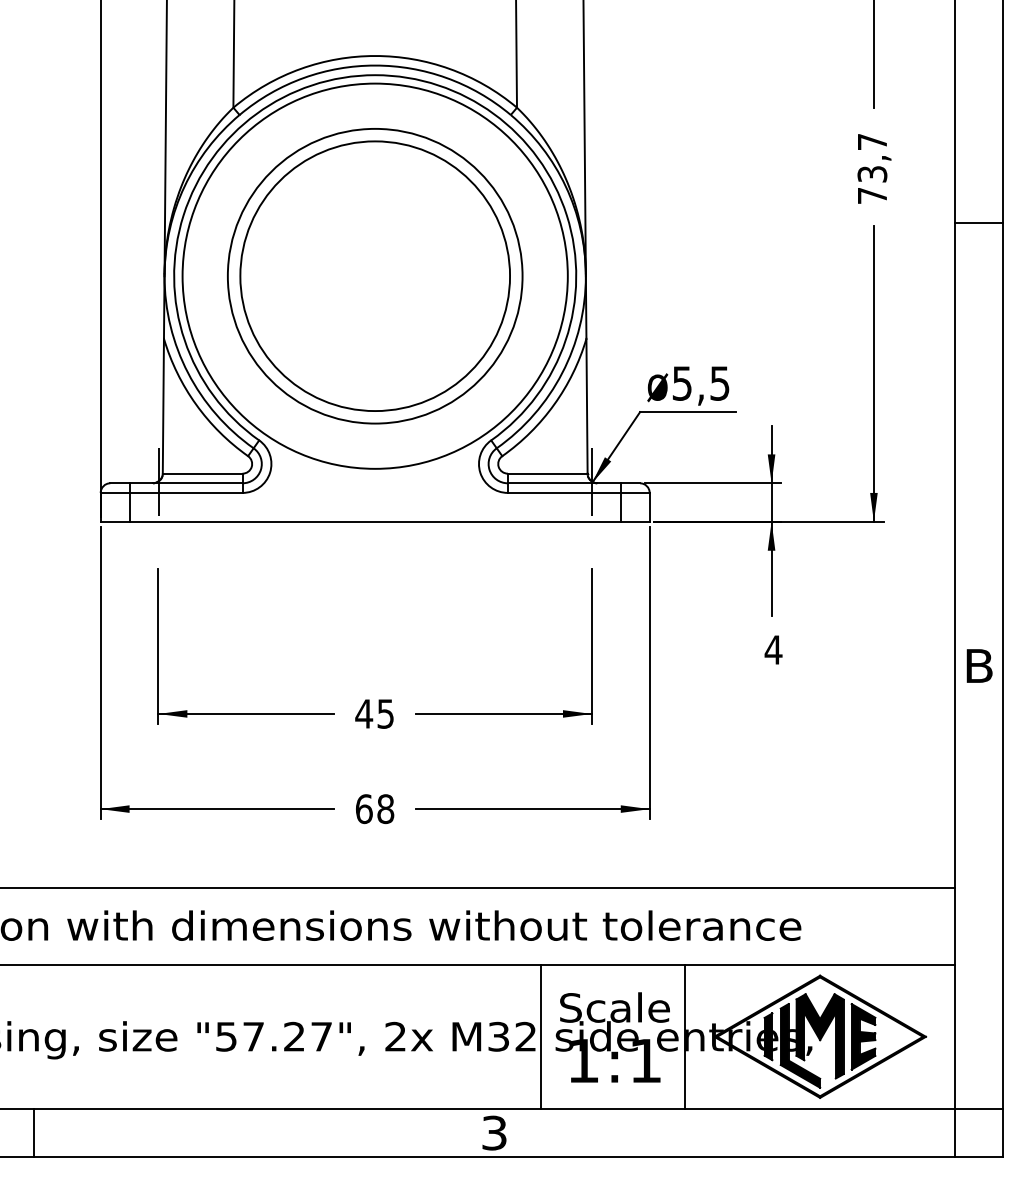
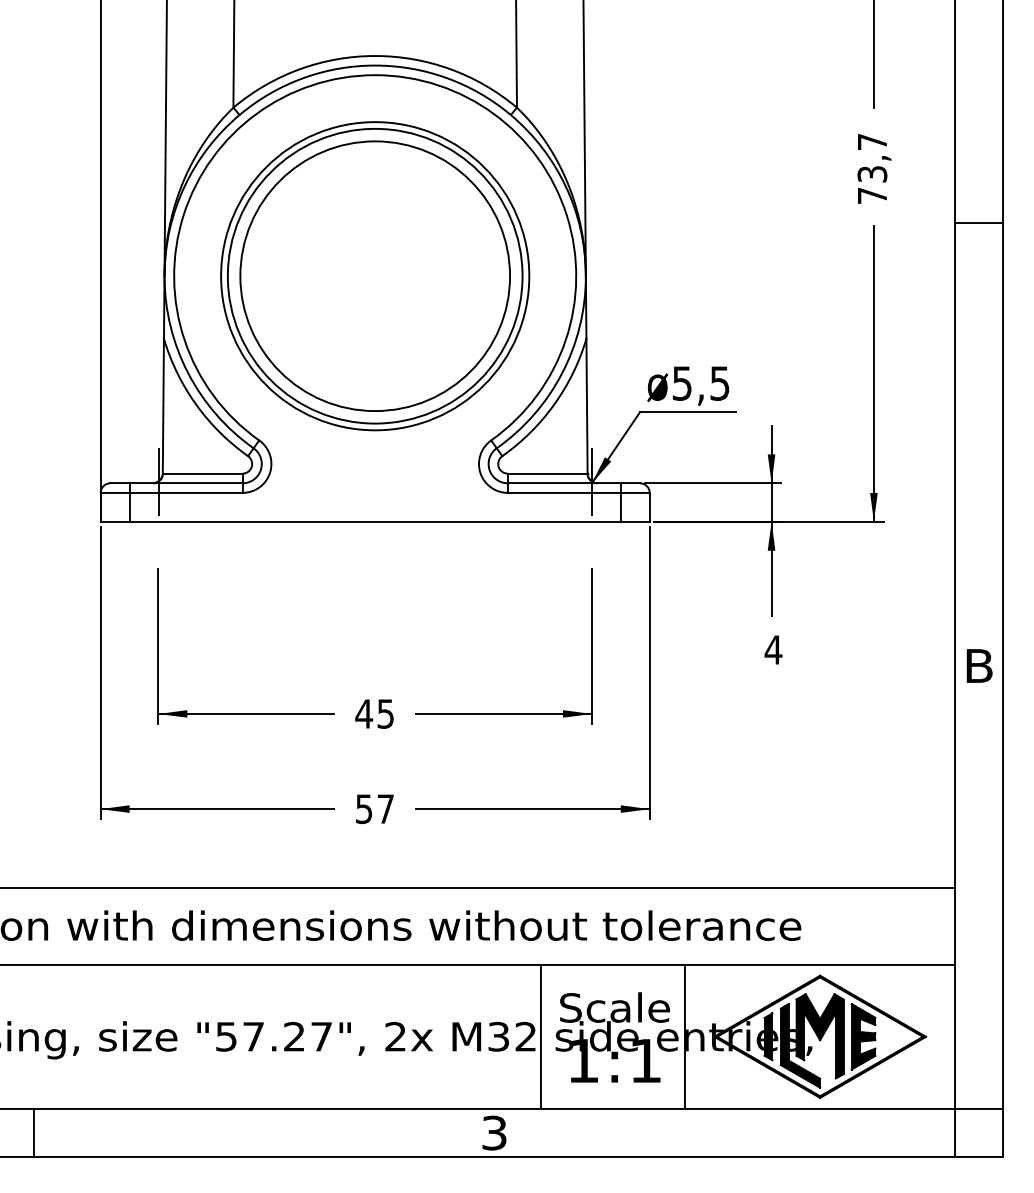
circle diameter: 385 px -> 308 px (375, 276)
text: 68 -> 57 (375, 809)
